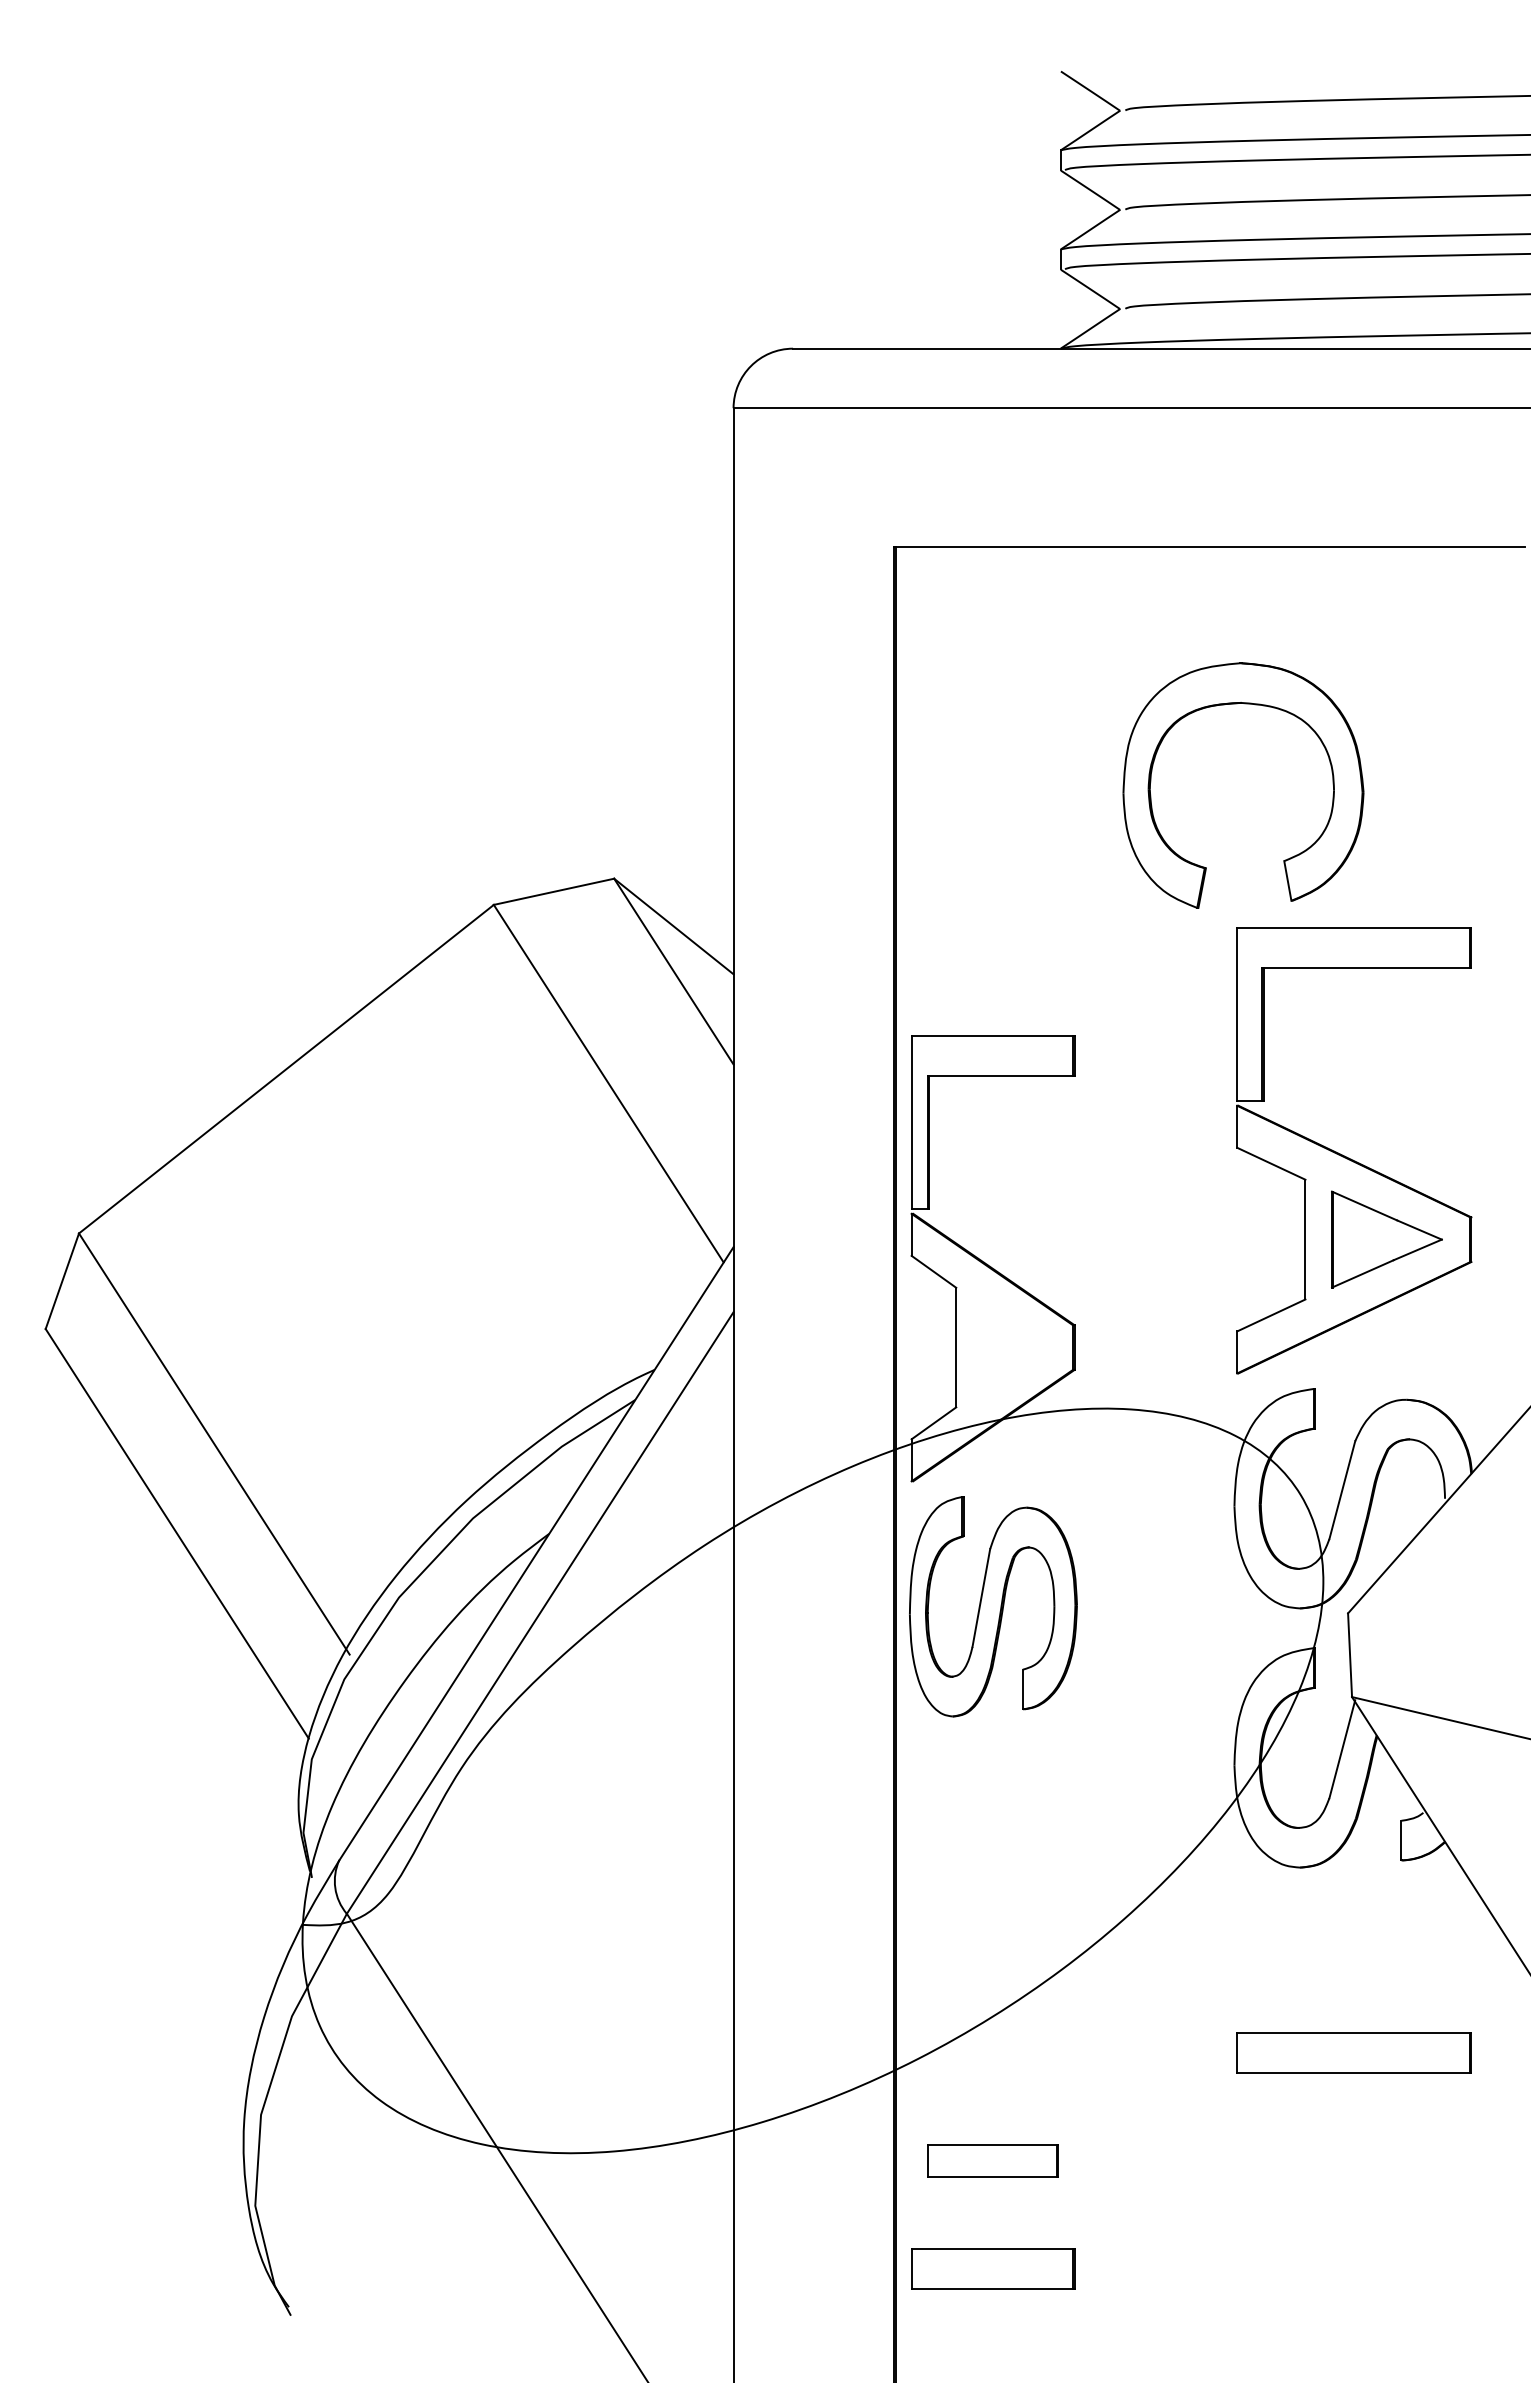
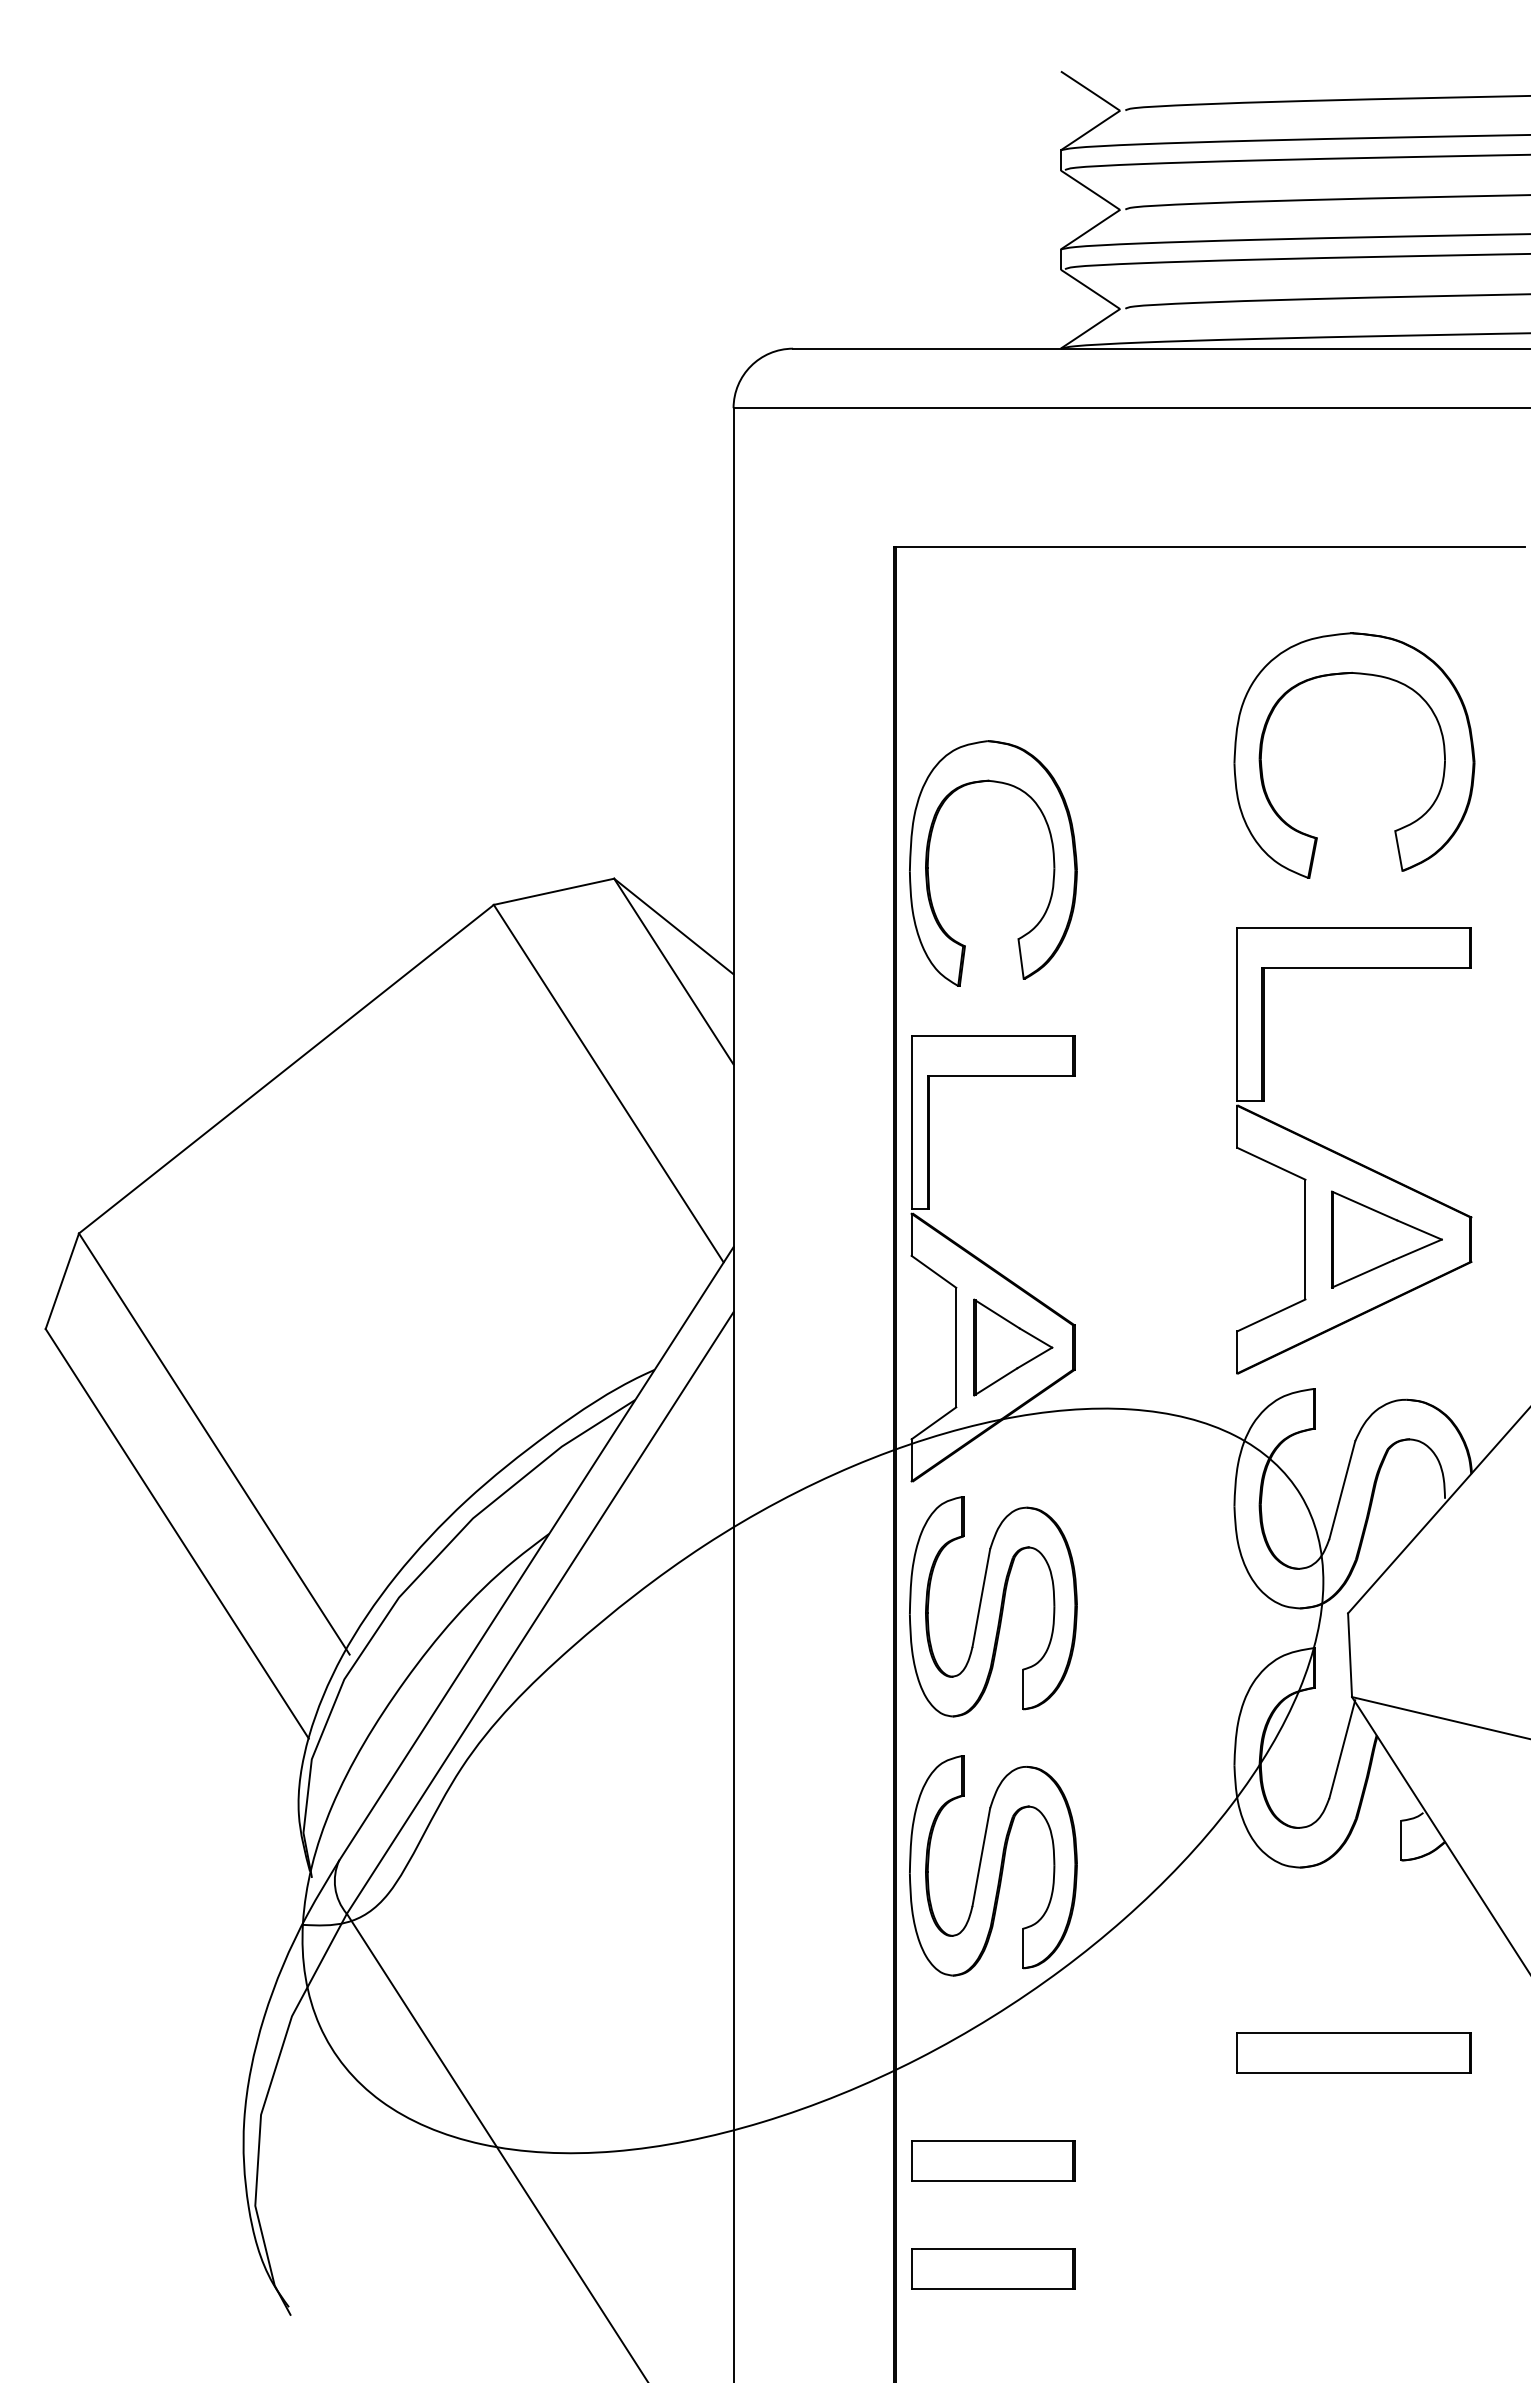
part position: (1255, 705) -> (1366, 675) (1366, 675)
part: none -> present (1052, 854)
part: none -> present (1013, 1347)
part: none -> present (993, 1865)
part size: 132x34 px -> 165x42 px (993, 2160)
